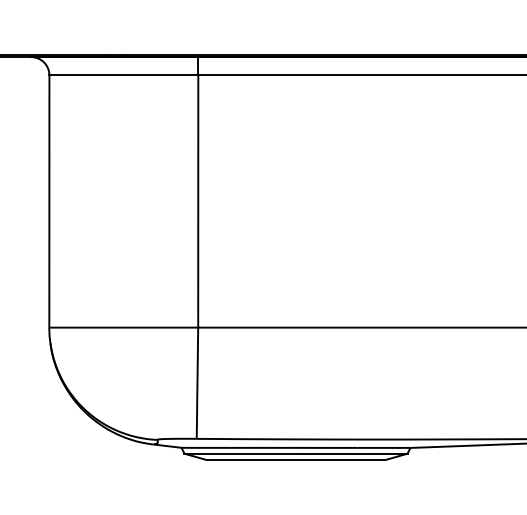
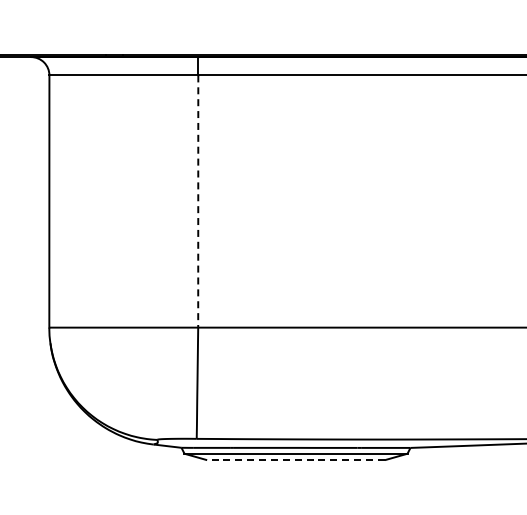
line: solid -> dashed (198, 202)
line: solid -> dashed (296, 460)
